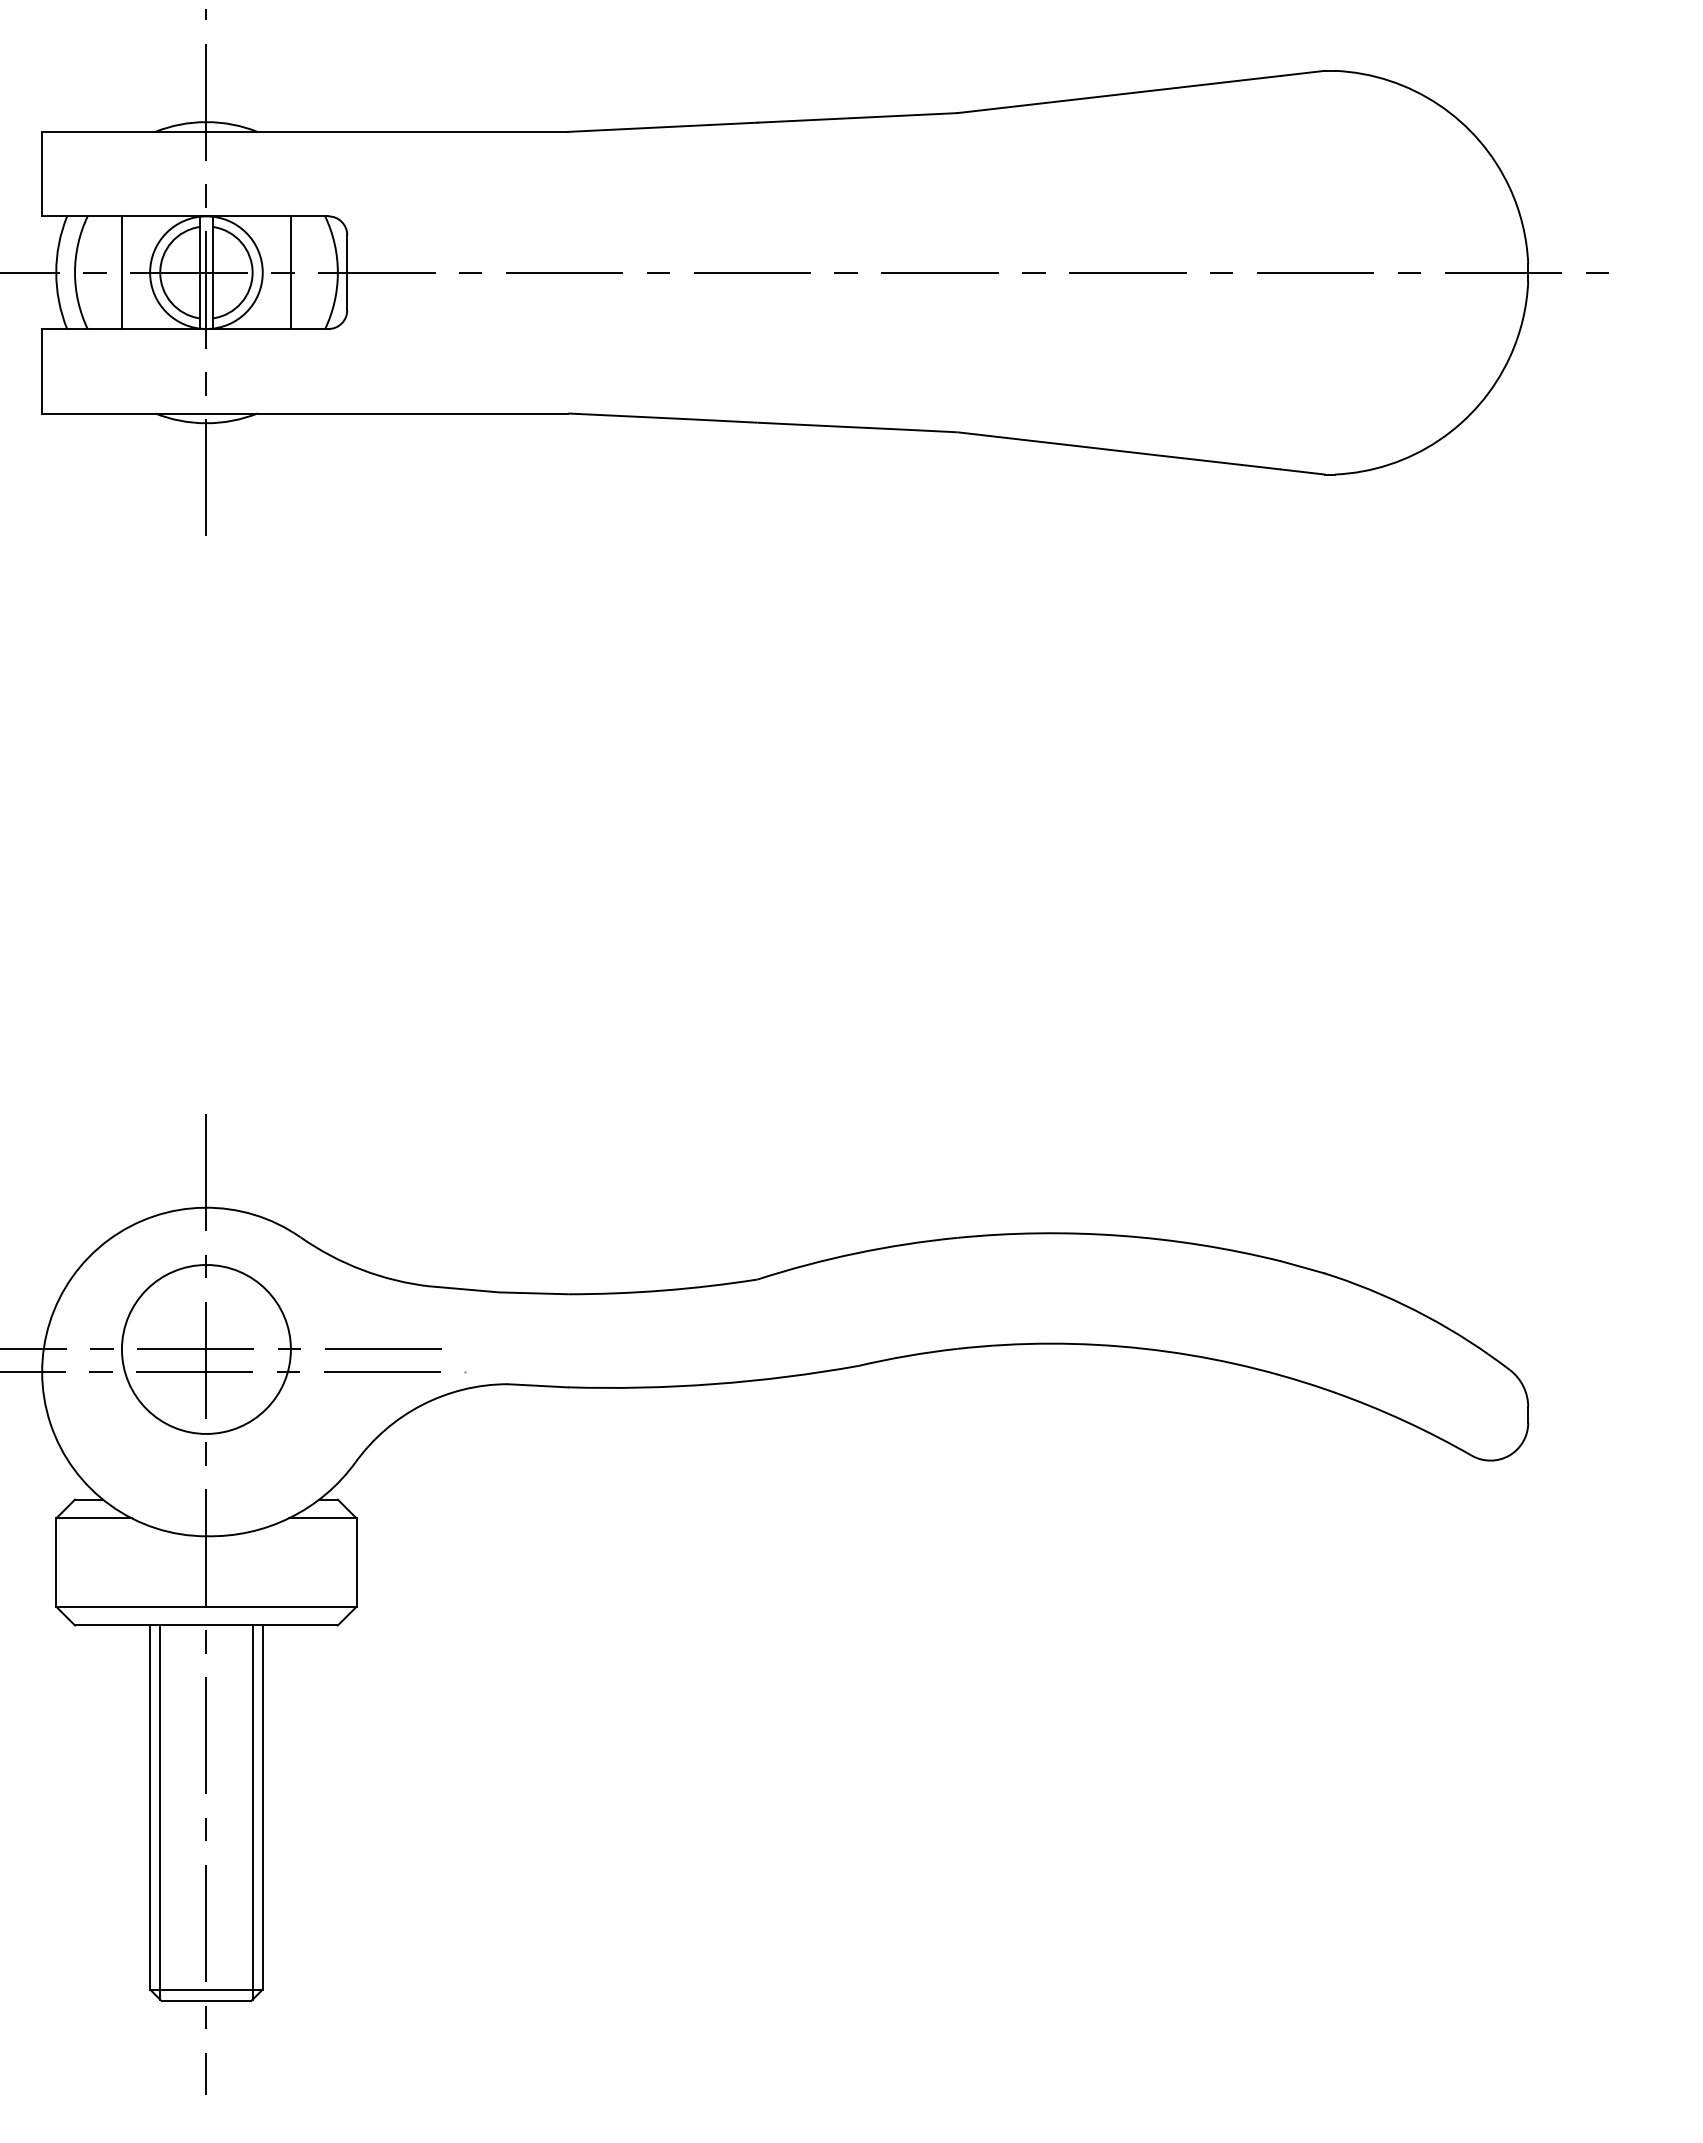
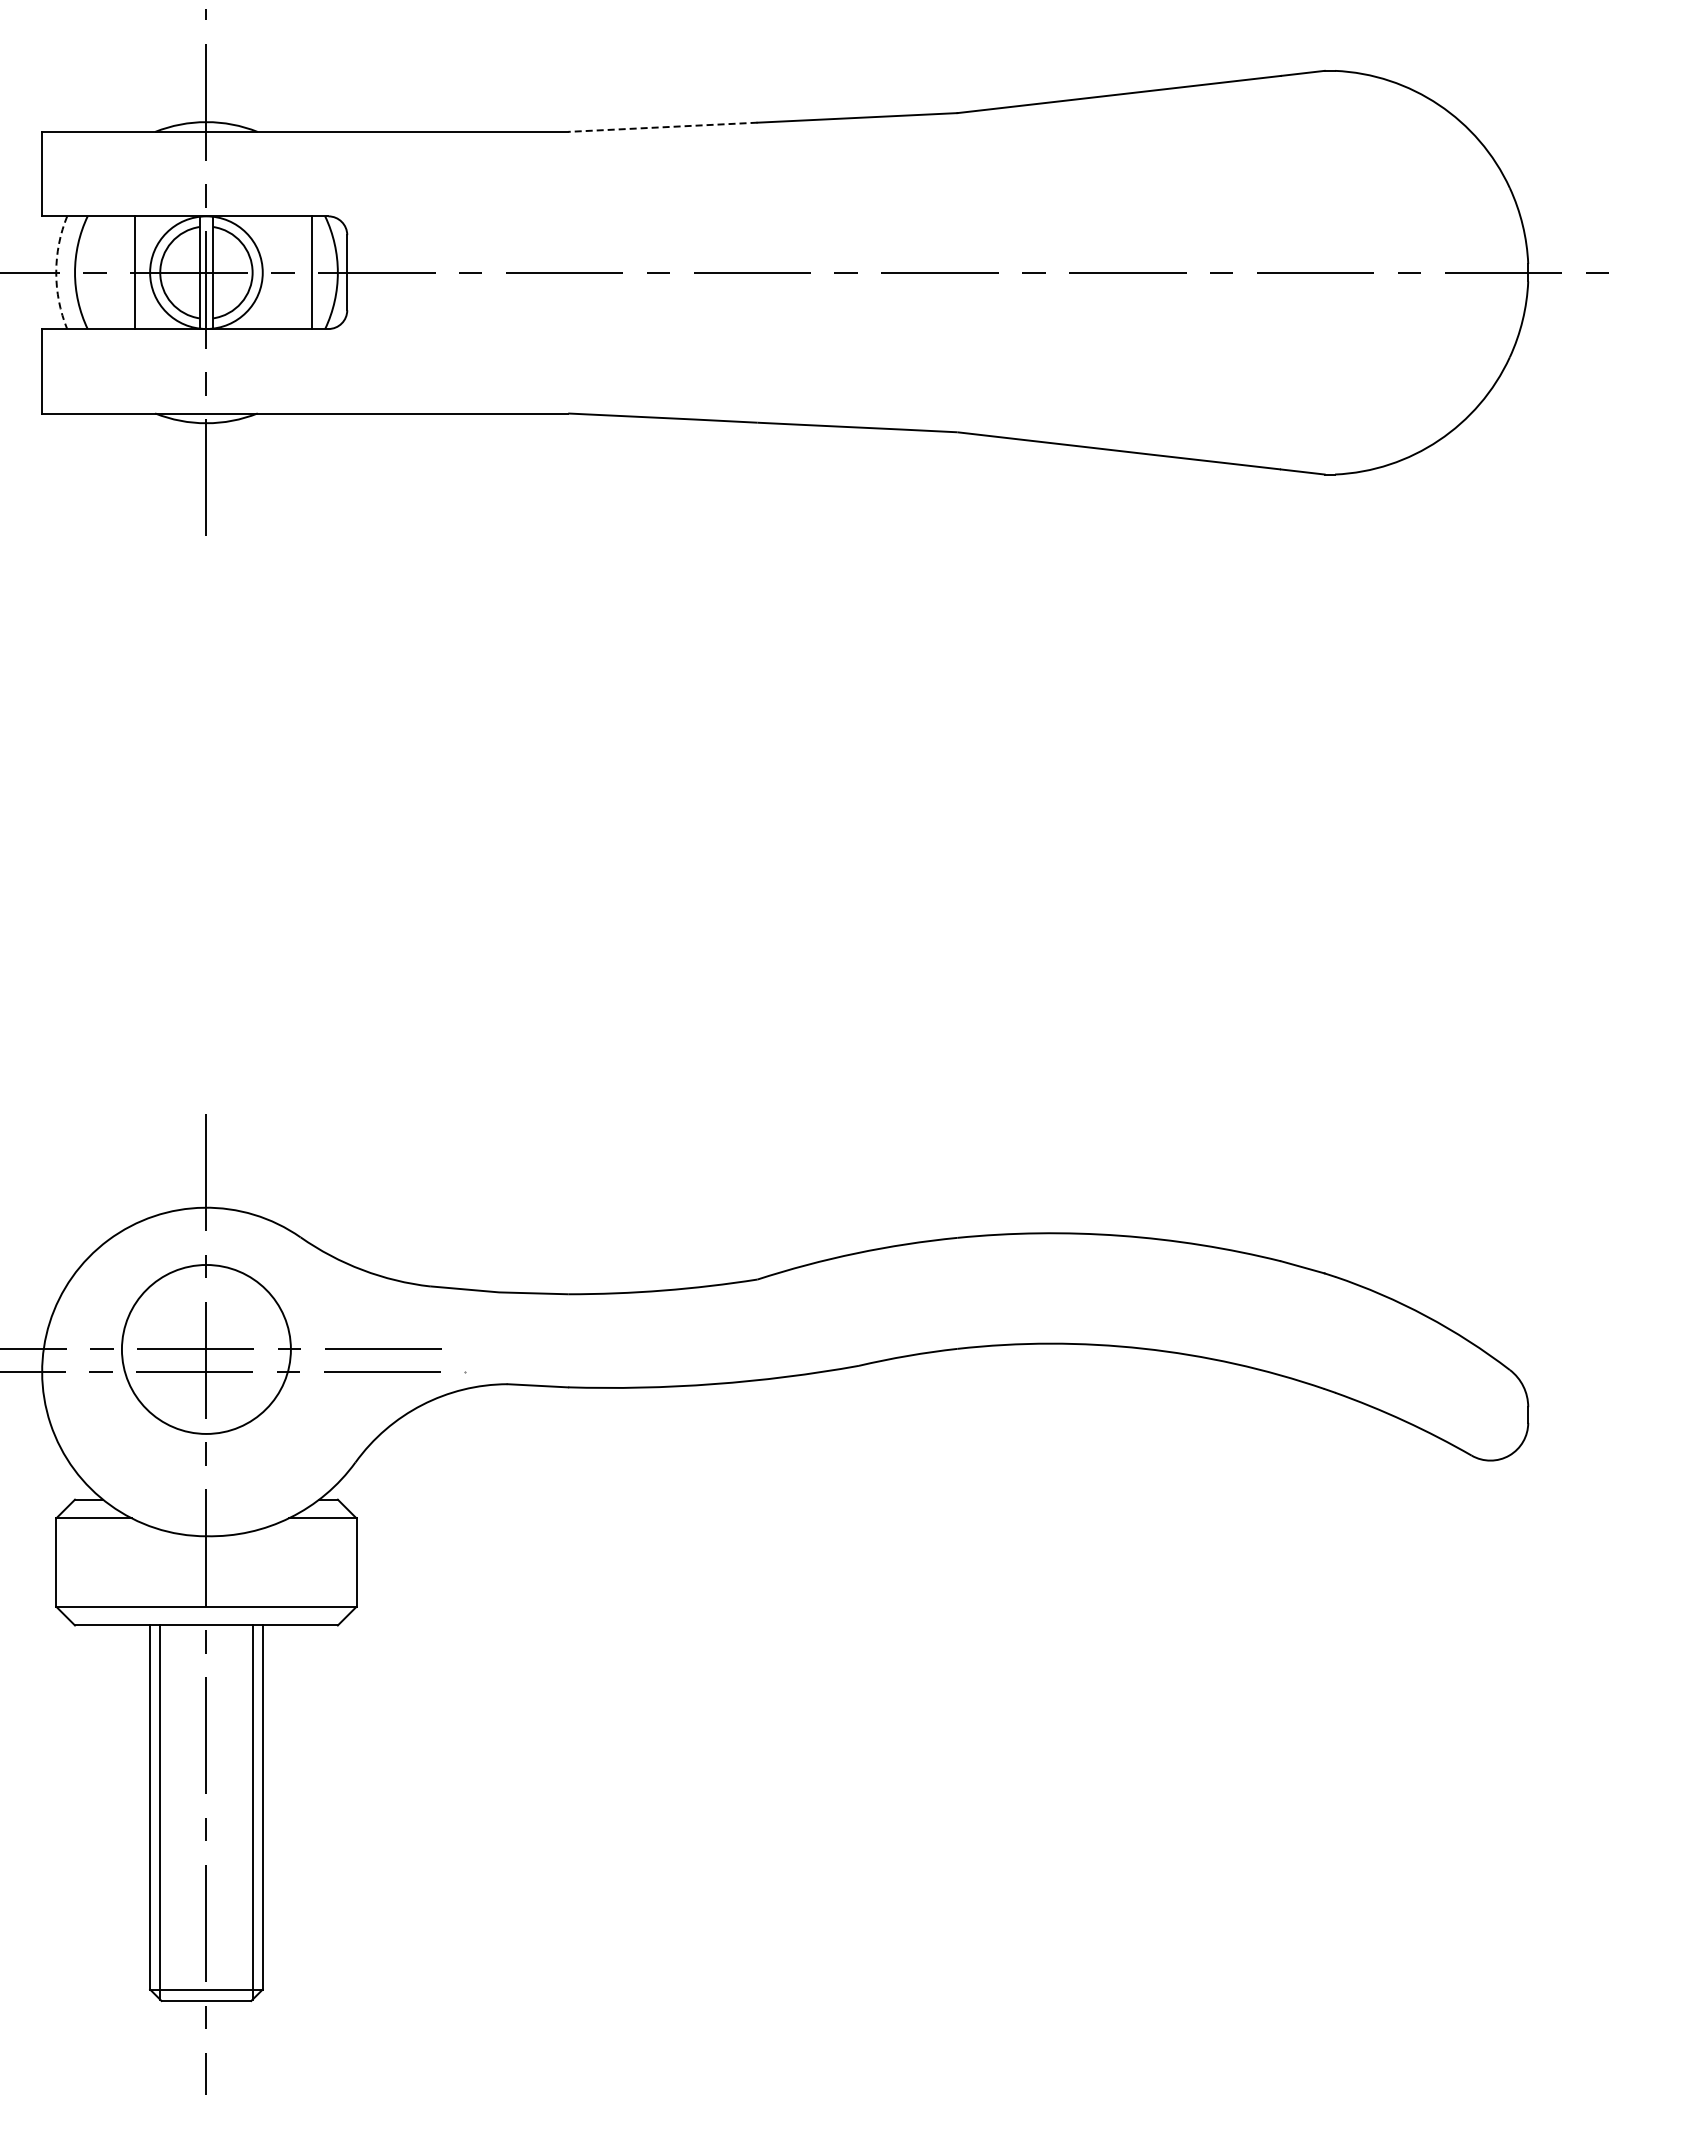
line: solid -> dashed (662, 127)
arc: solid -> dashed (56, 272)
line position: (121, 272) -> (134, 272) (134, 272)
line position: (290, 272) -> (311, 272) (311, 272)
